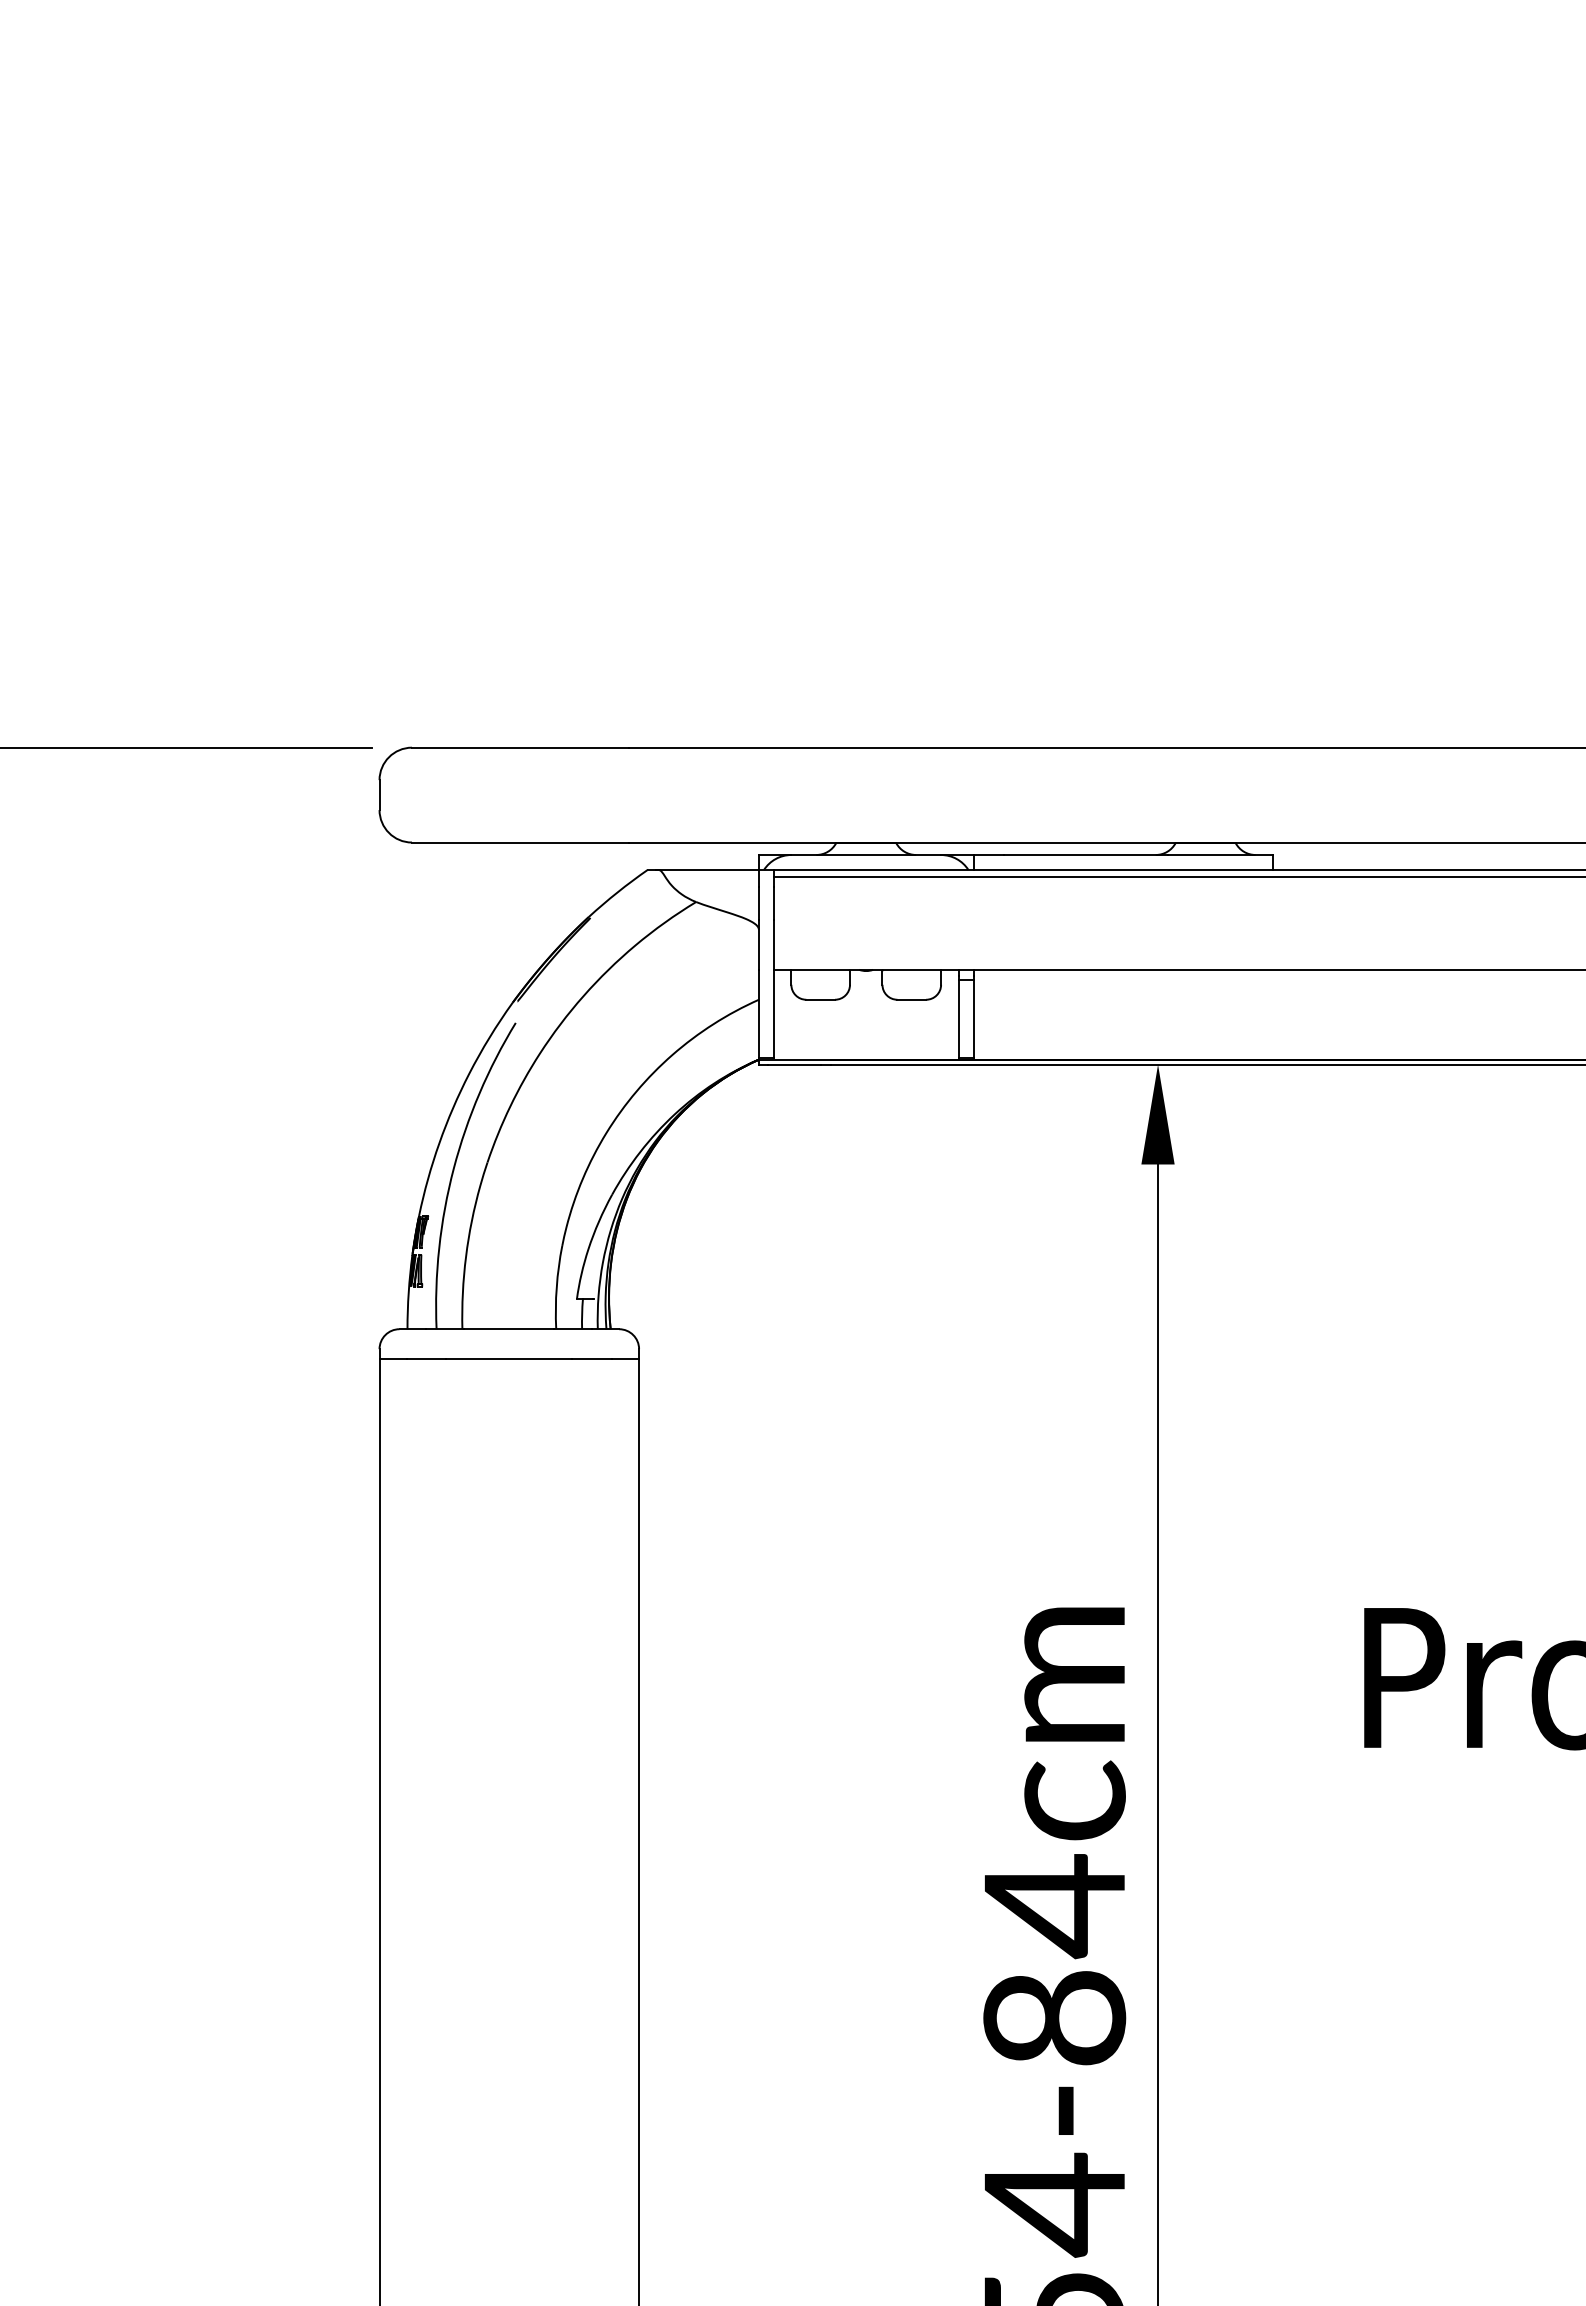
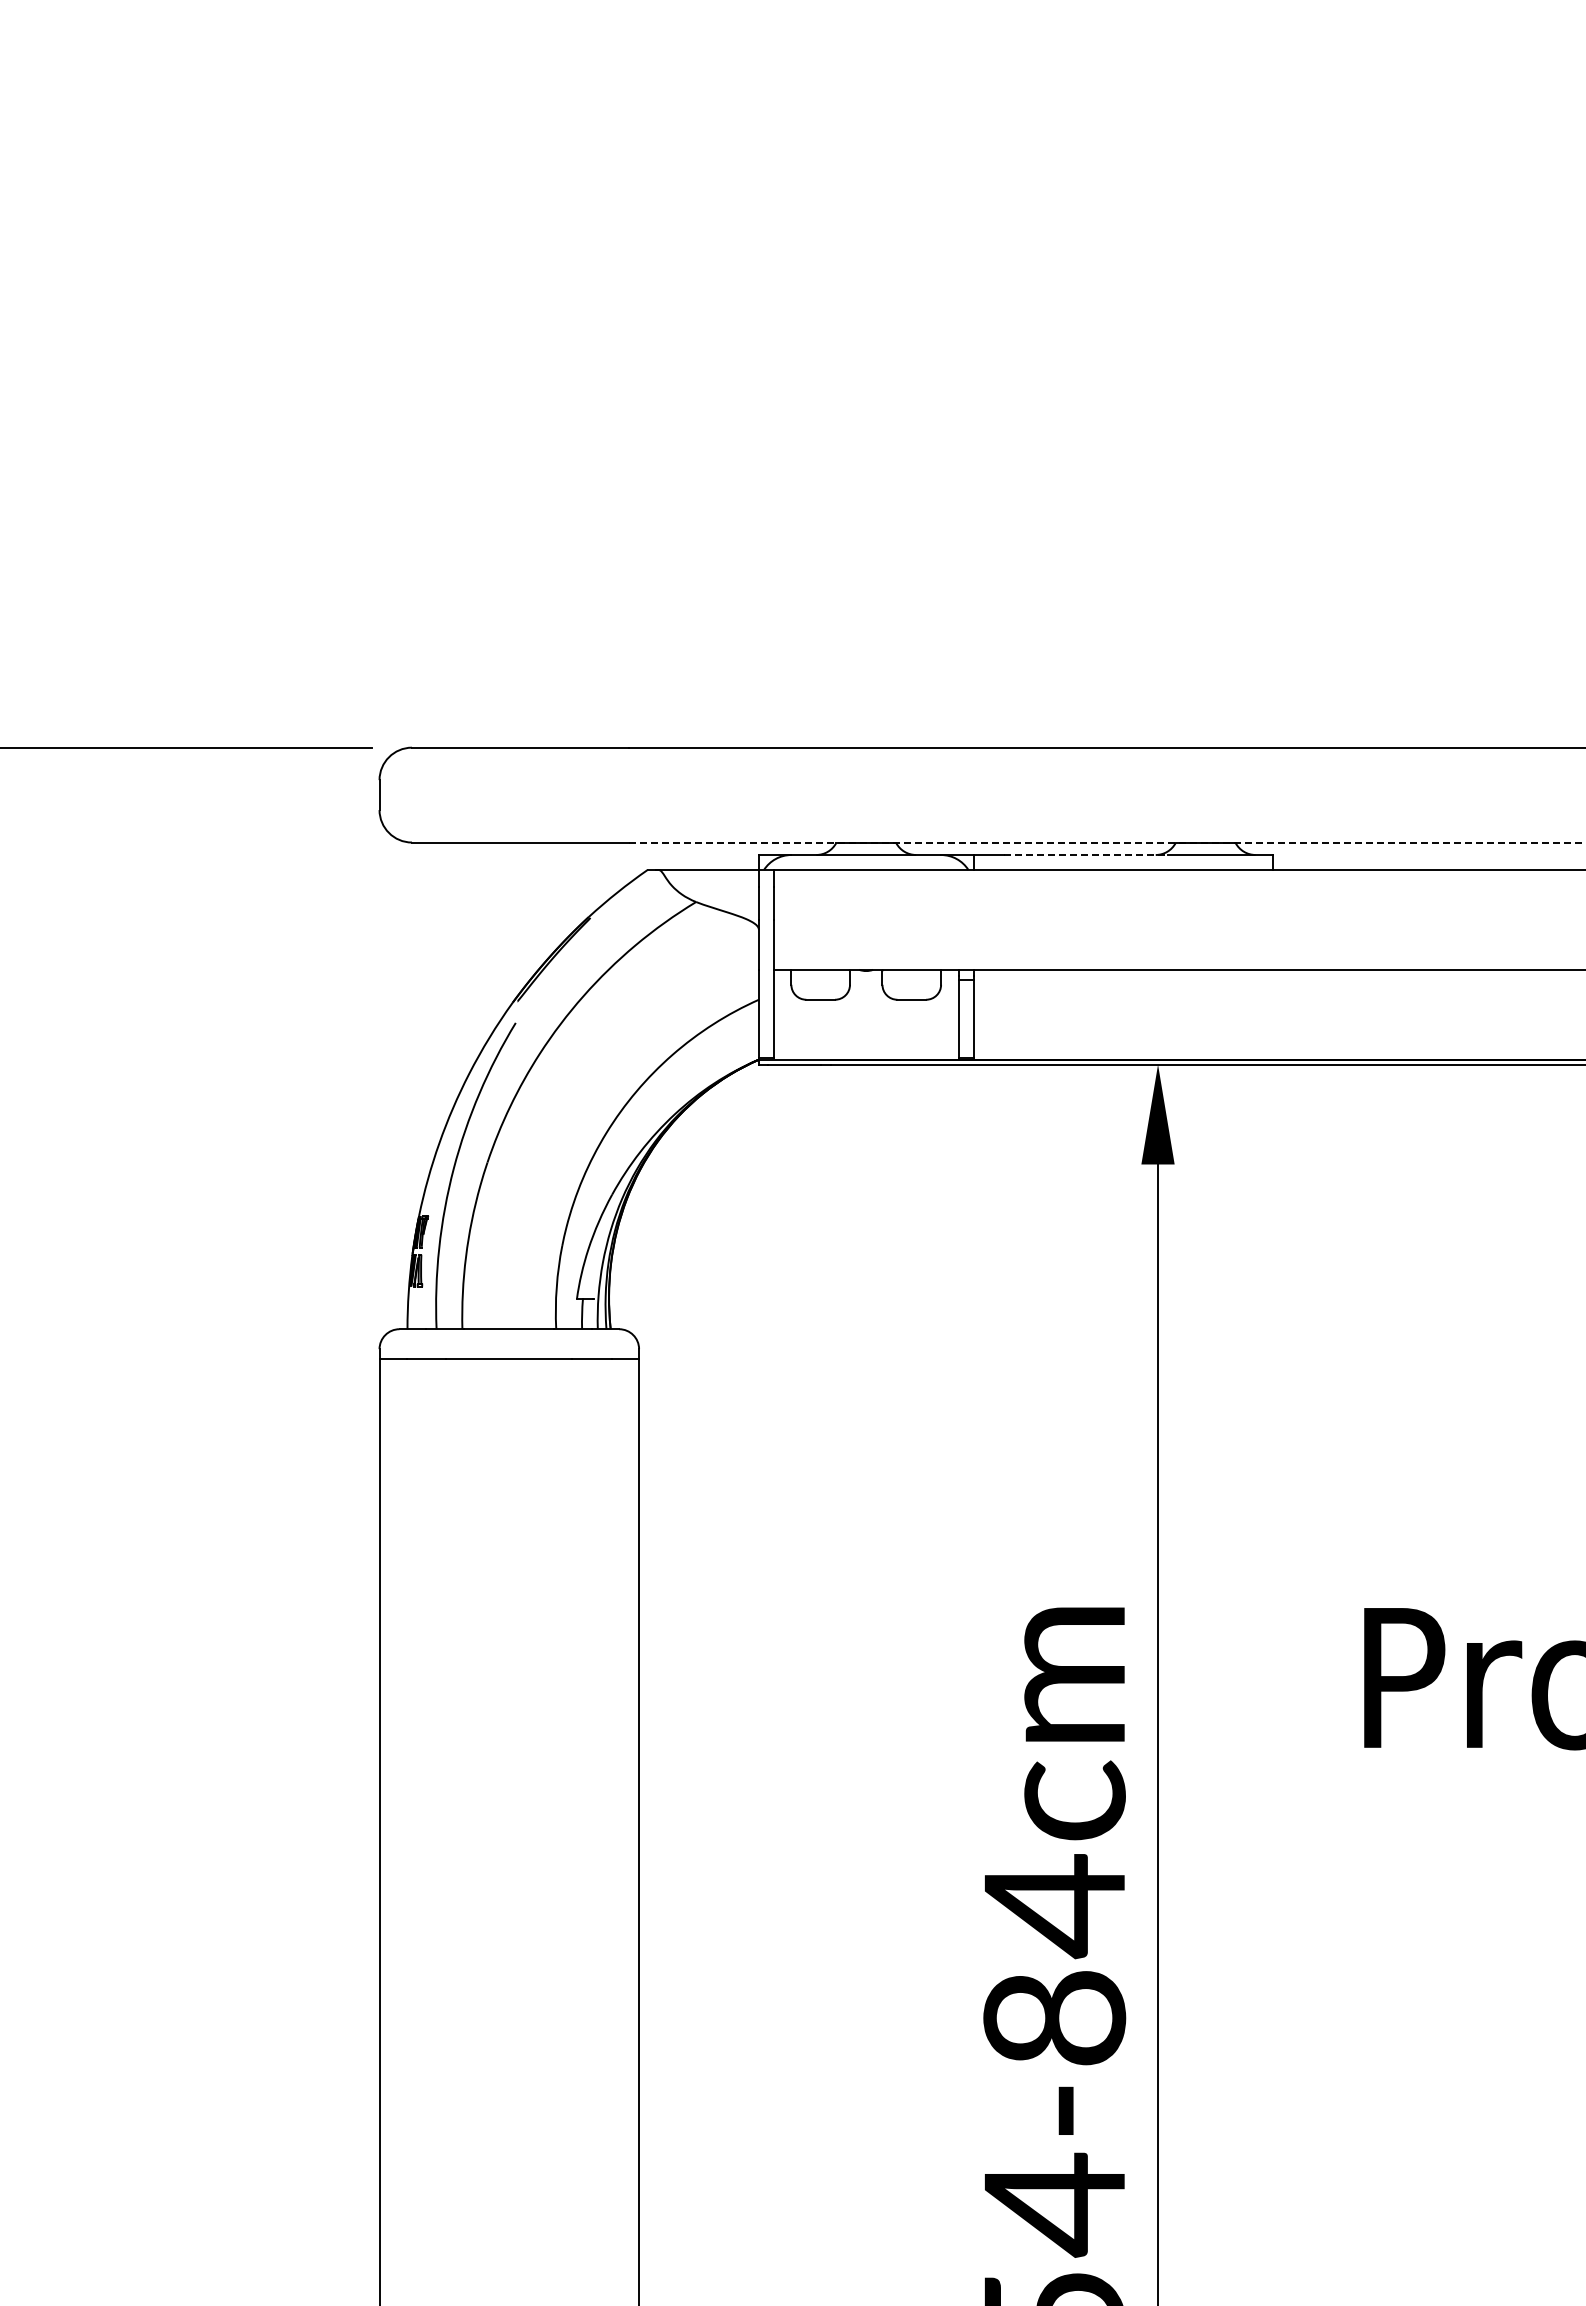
line: solid -> dashed (1108, 842)
line: solid -> dashed (1086, 855)
line: present -> none (1177, 877)
